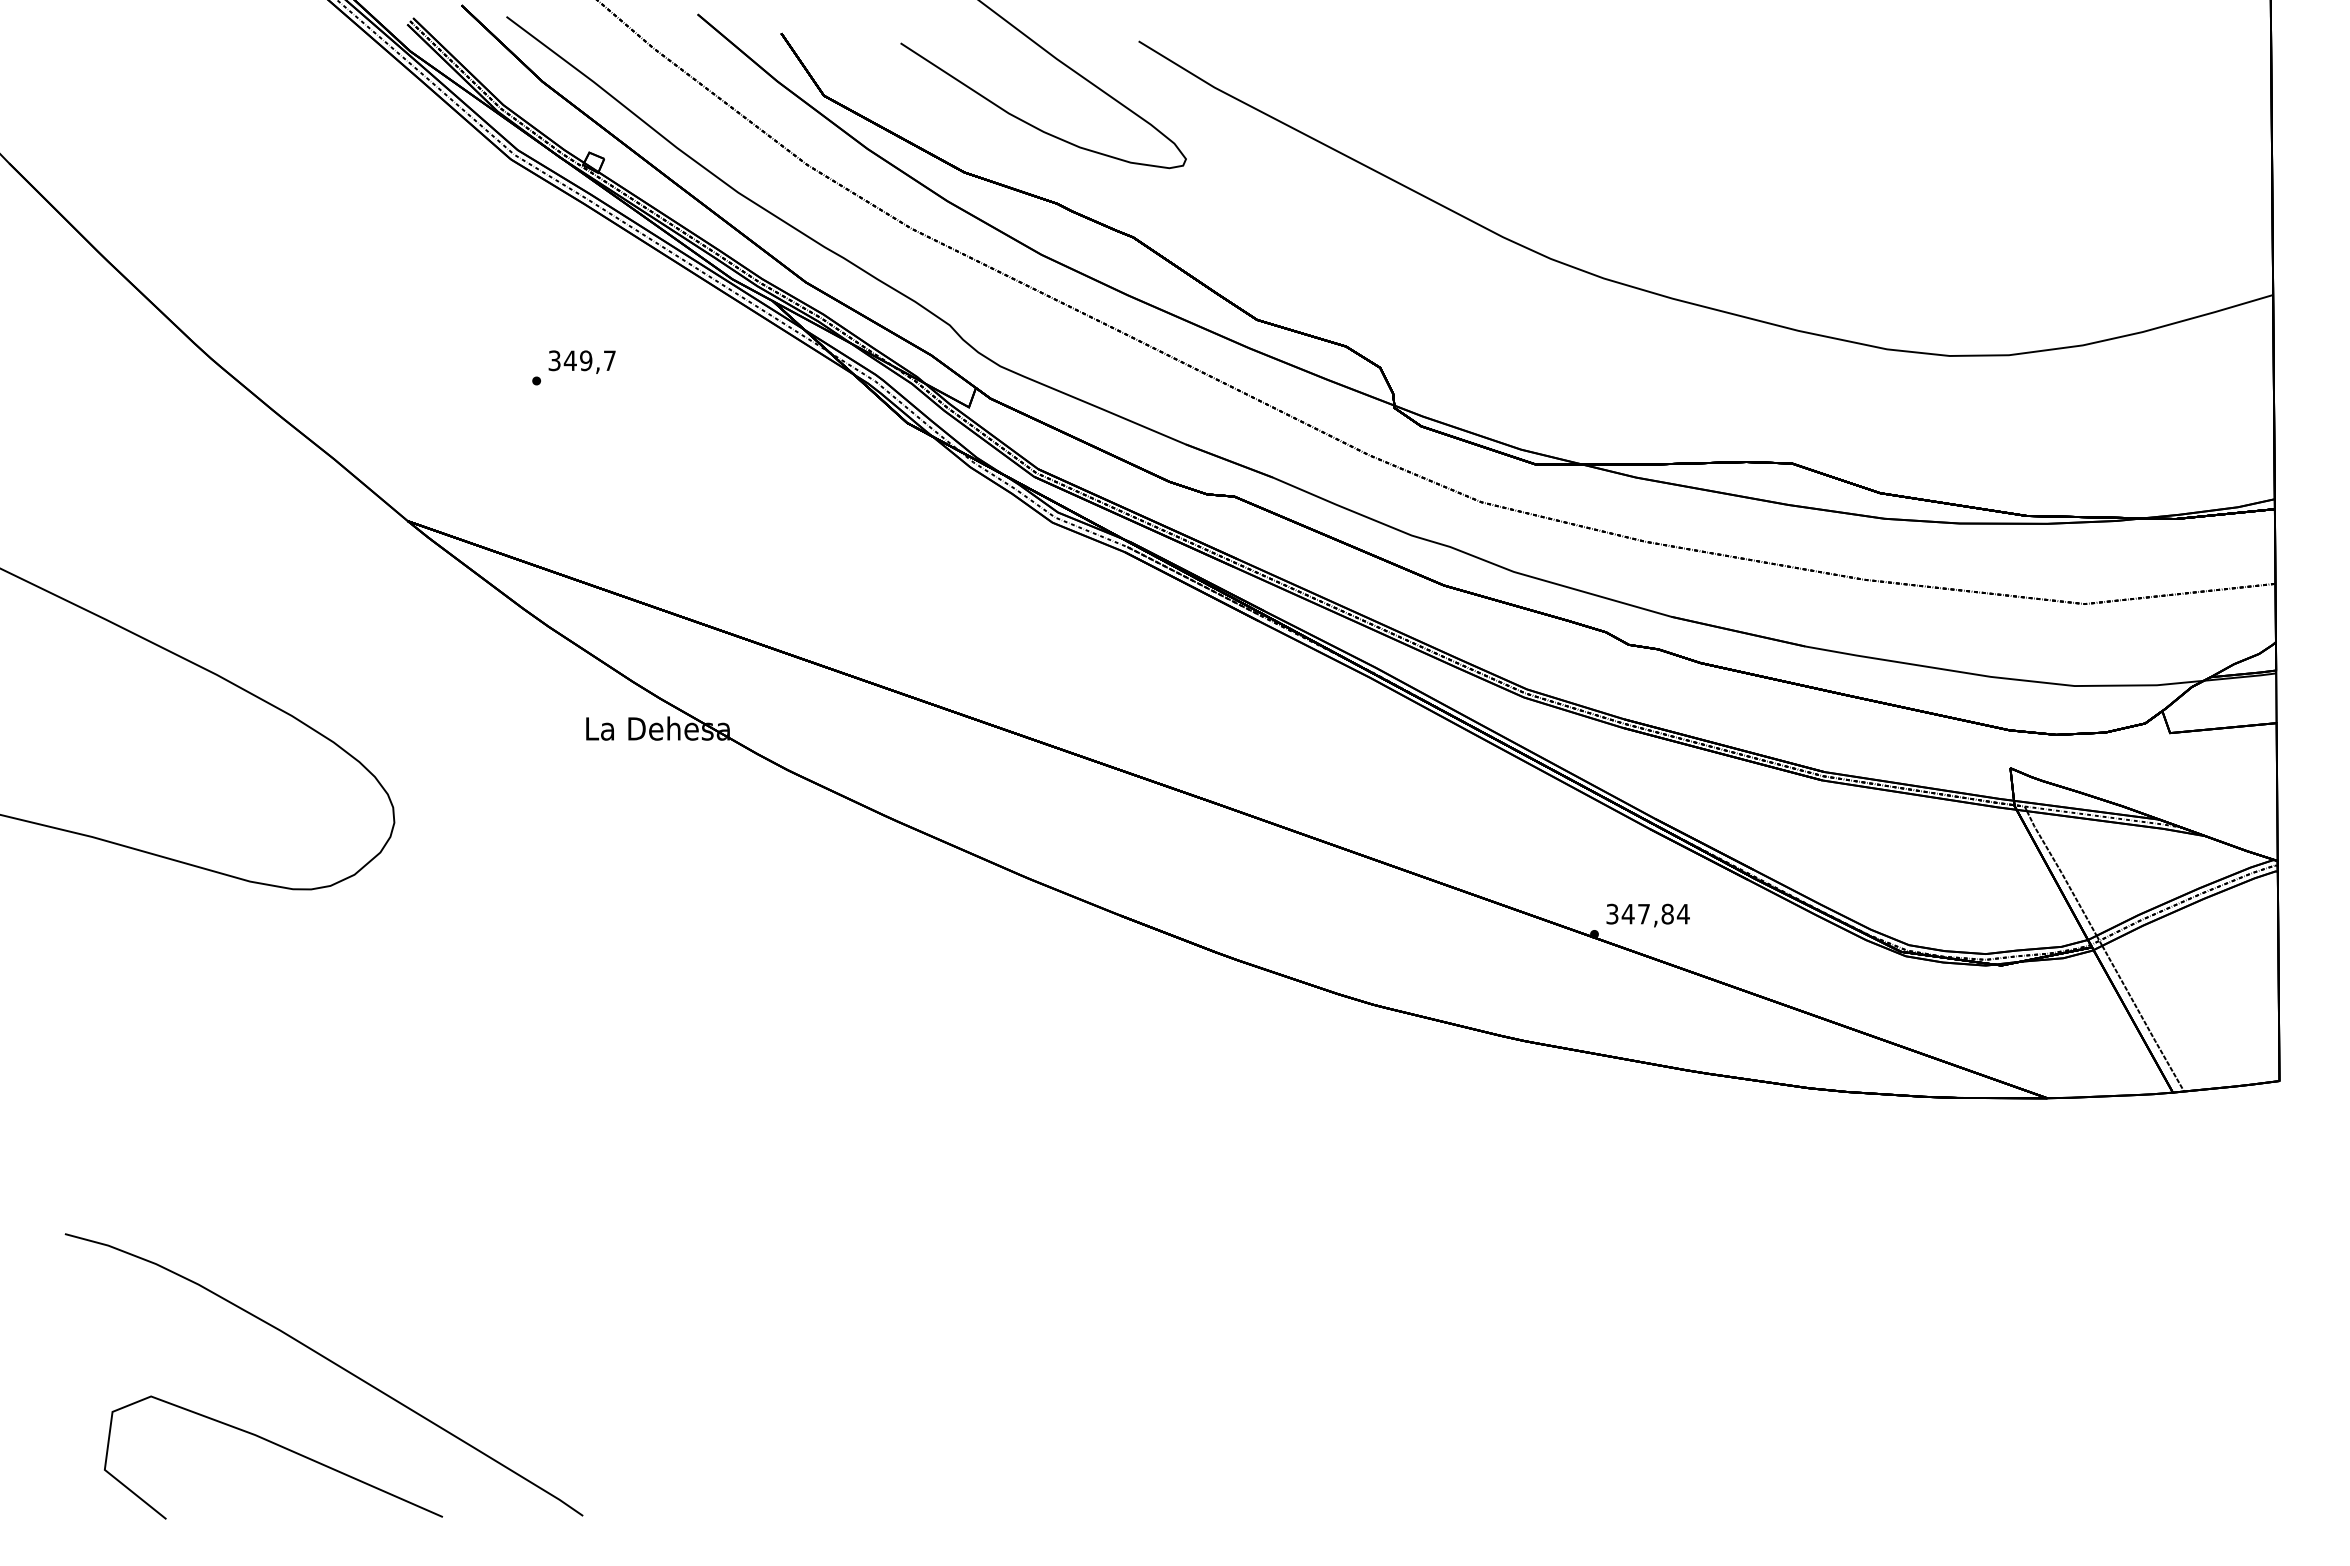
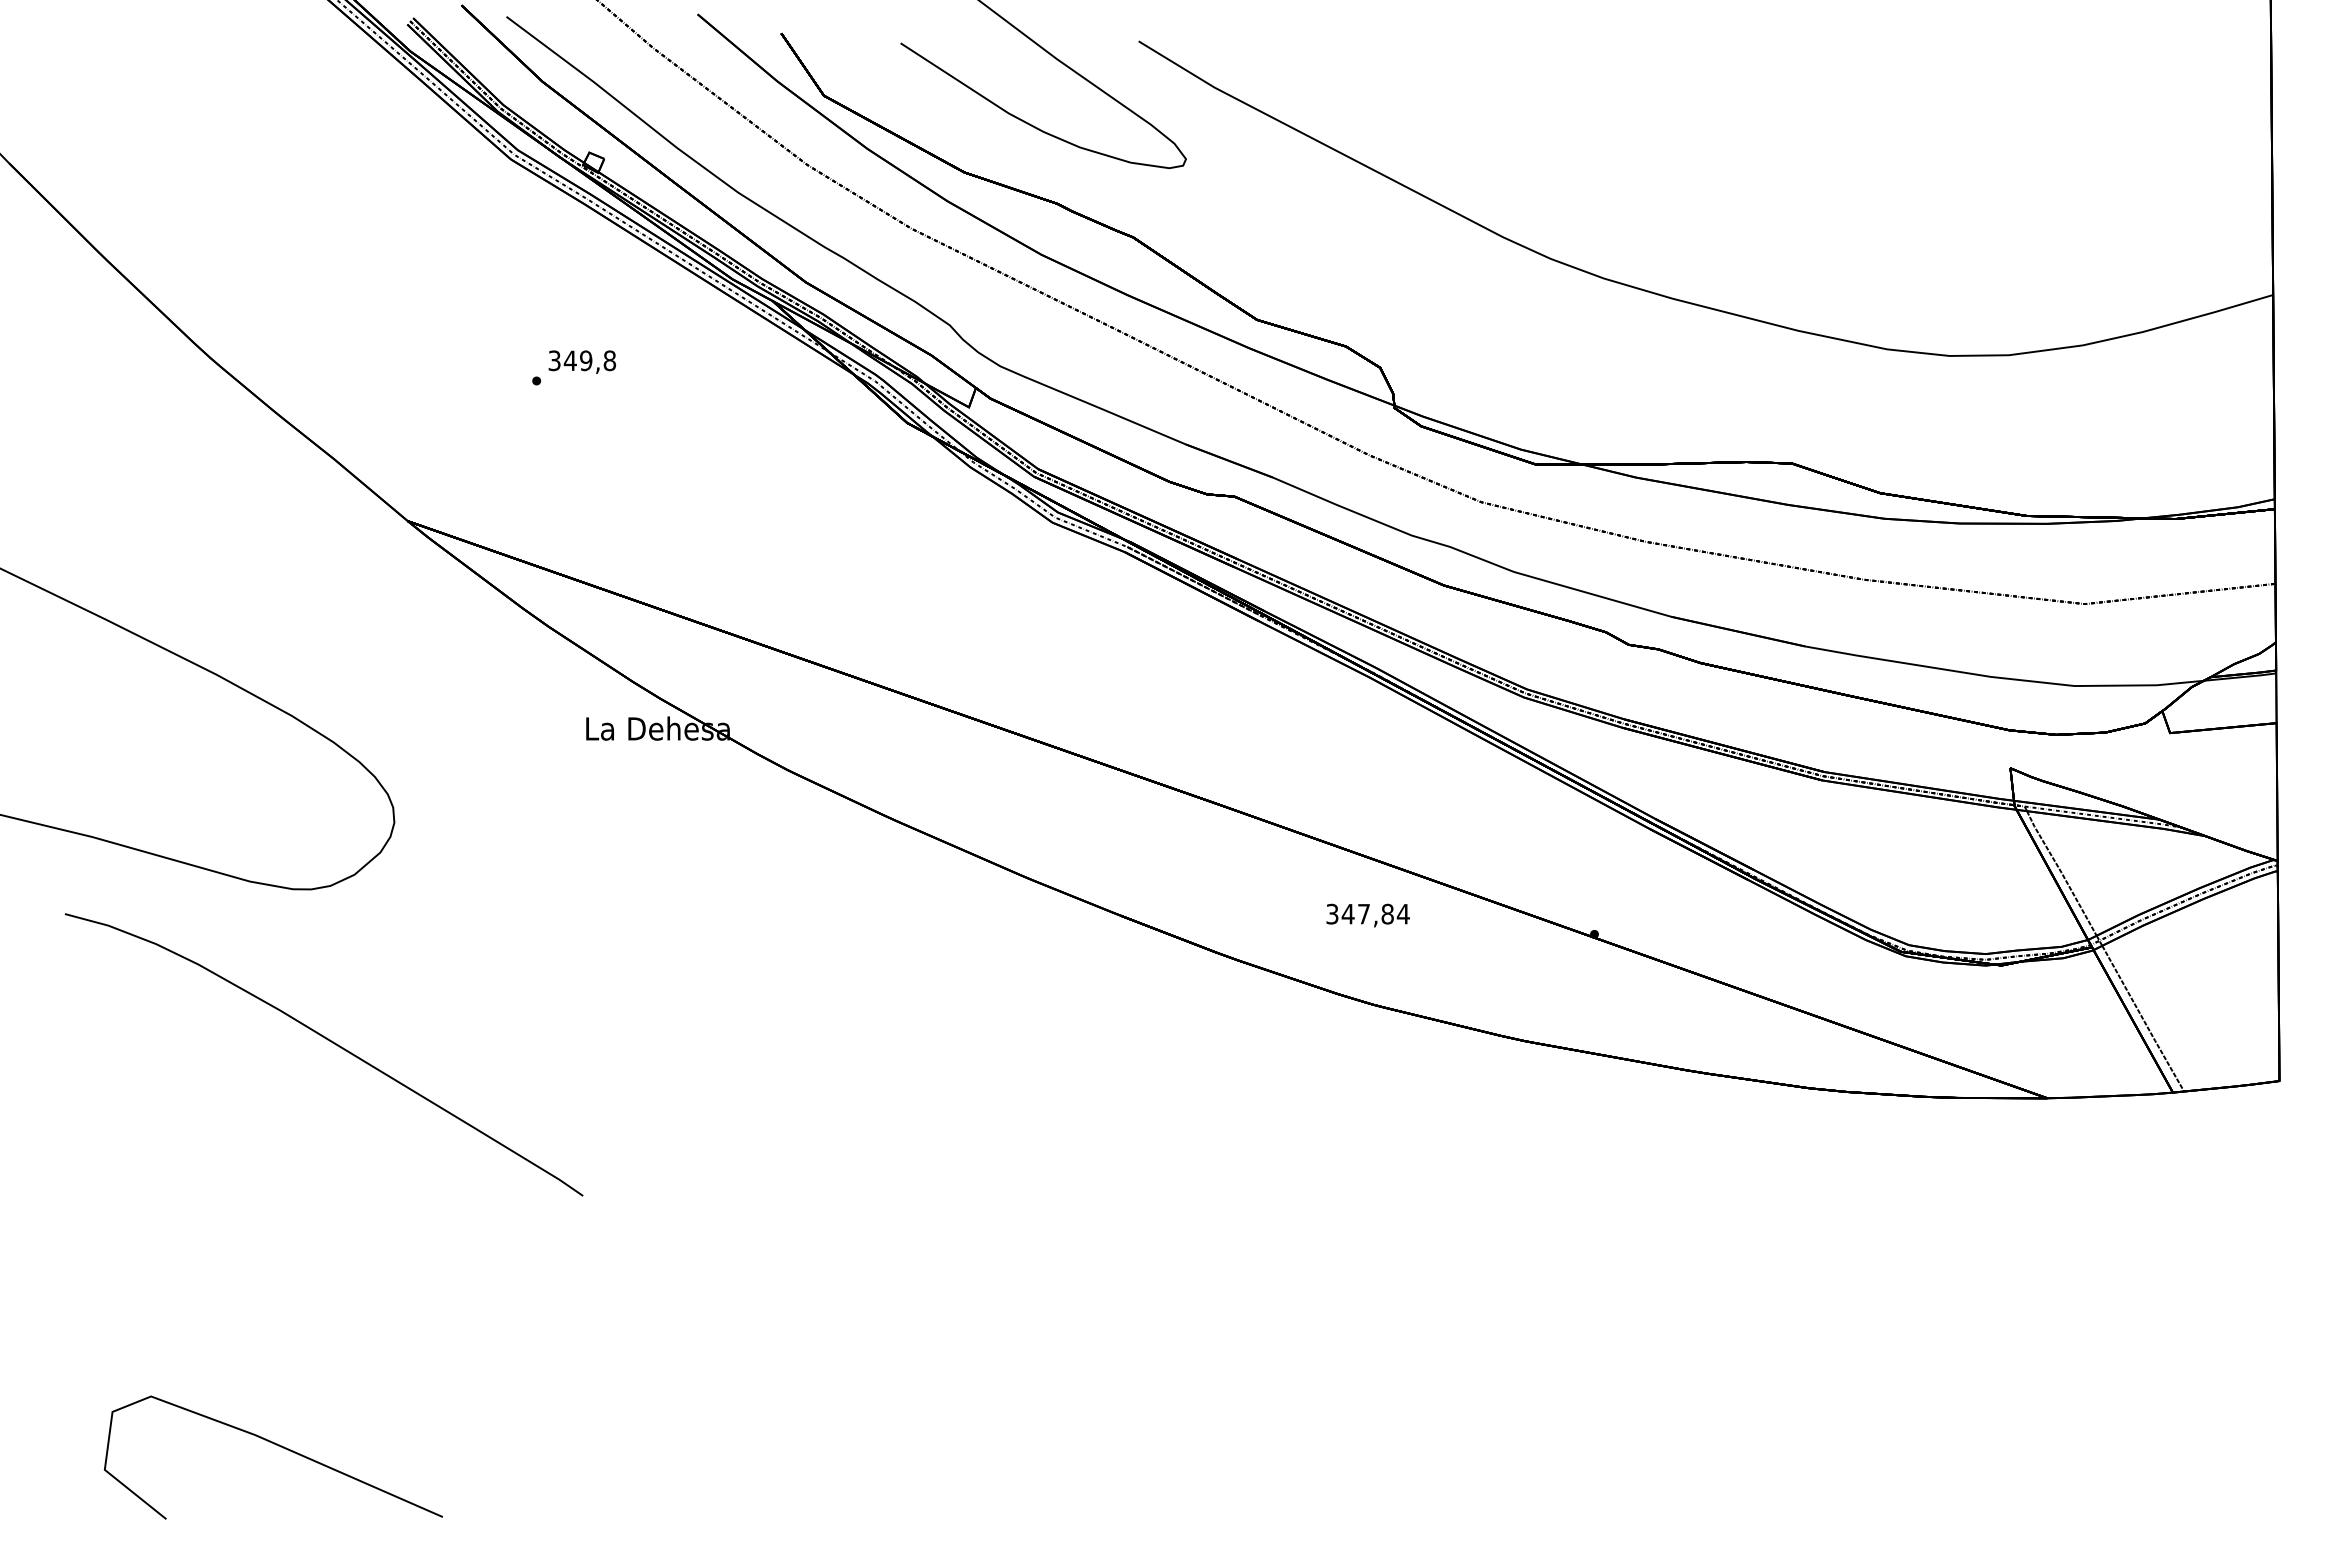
text: 349,7 -> 349,8 (609, 360)
text position: (1647, 915) -> (1367, 915) (1367, 915)
curve position: (332, 1363) -> (332, 1043) (332, 1043)
